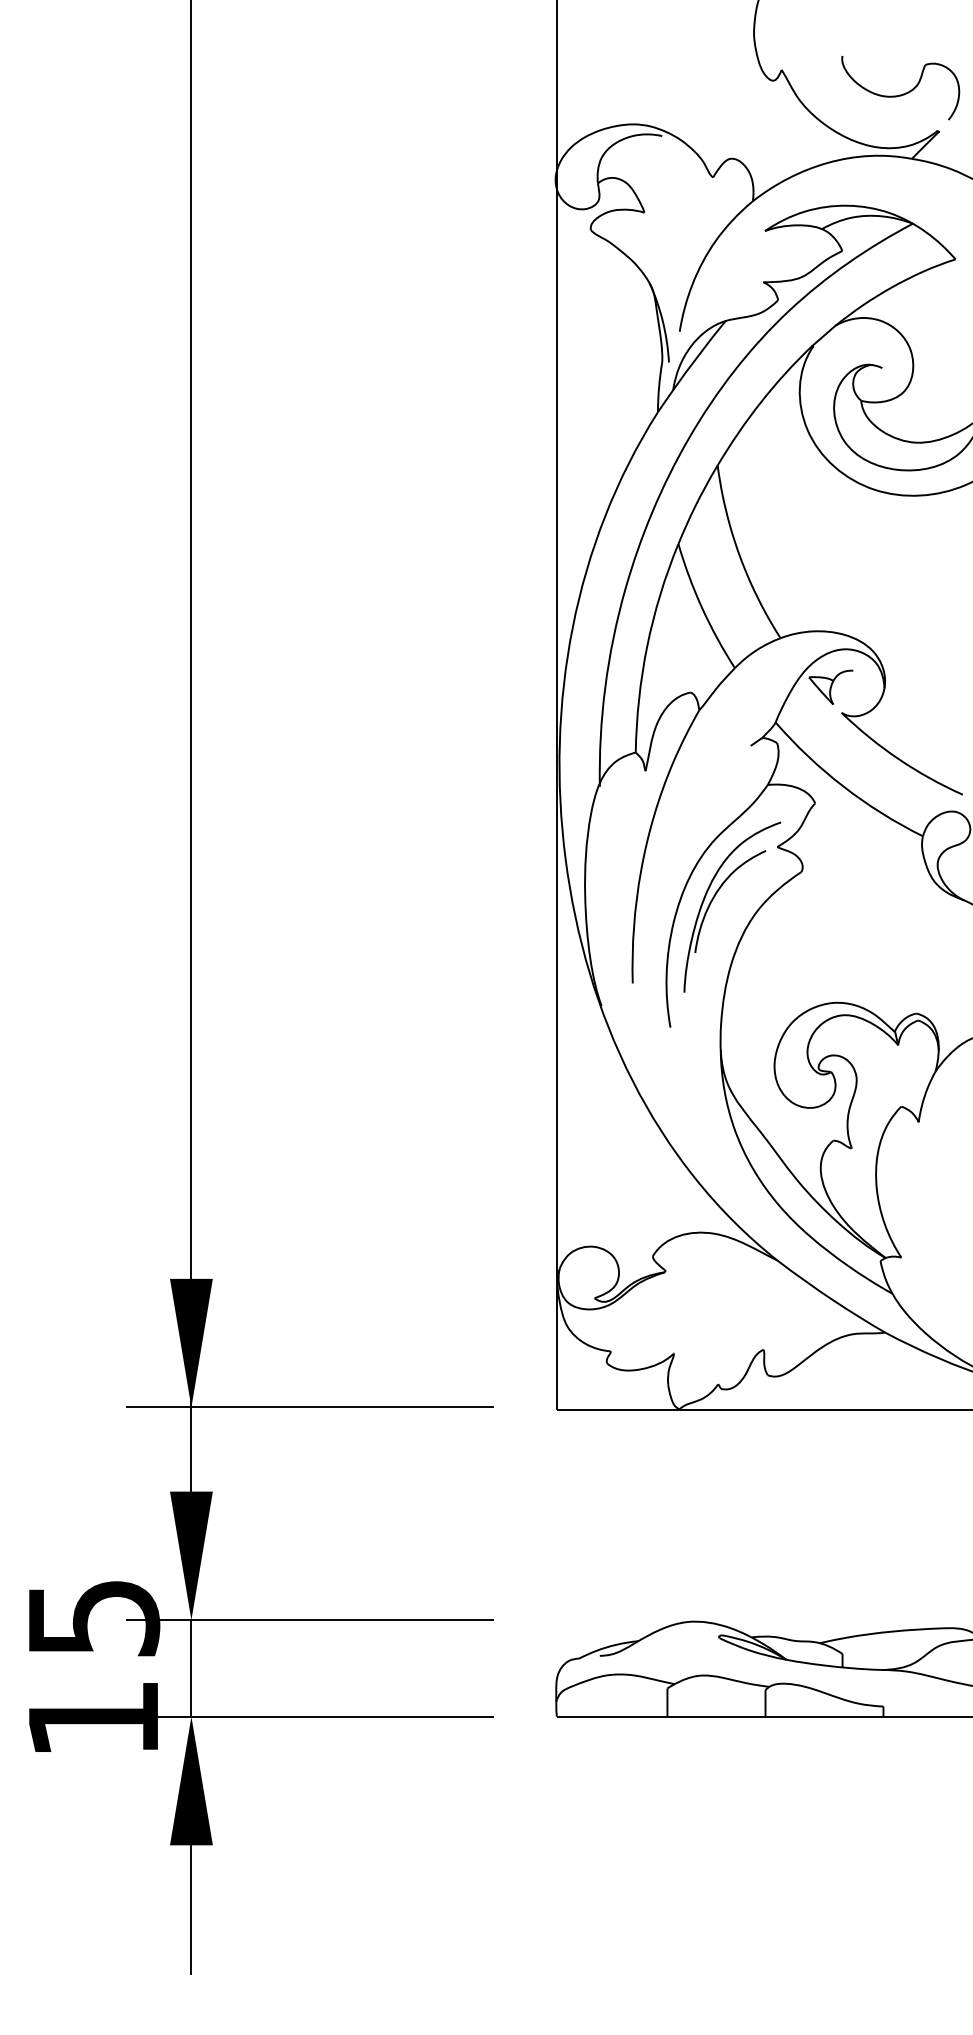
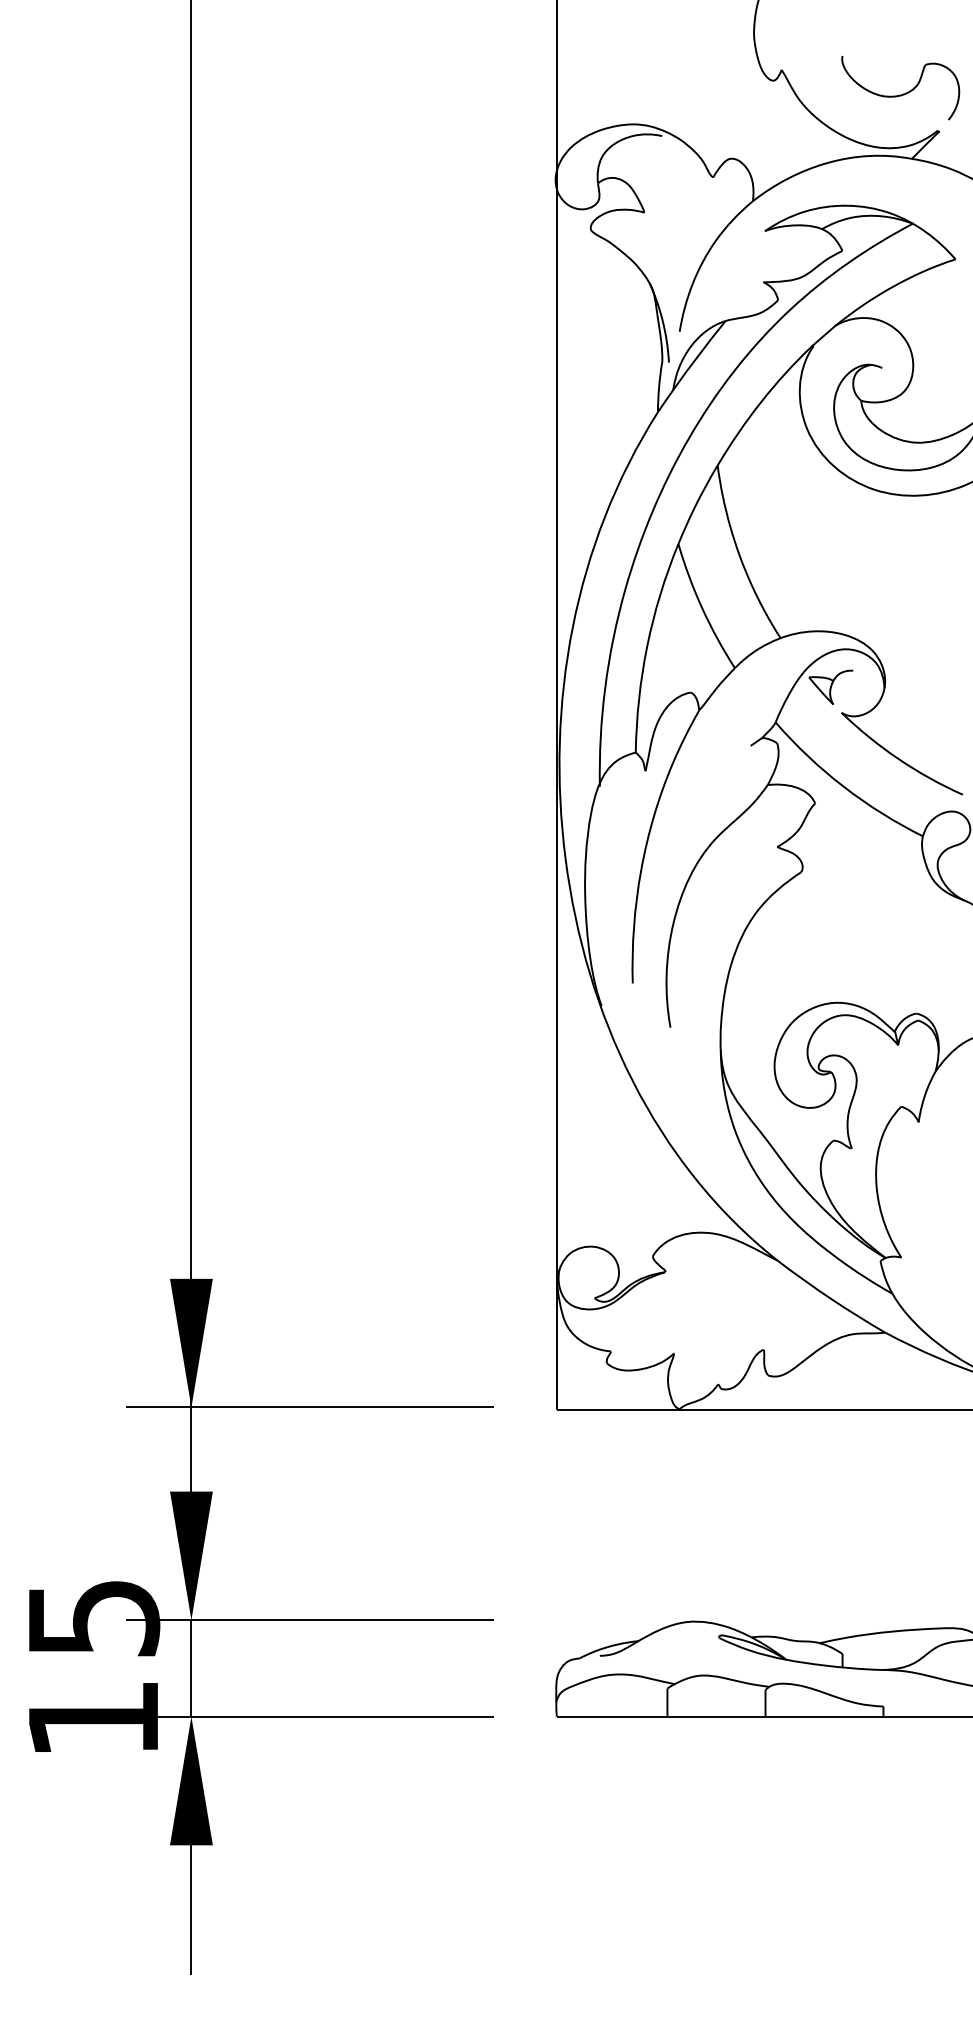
part: present -> none (714, 898)
